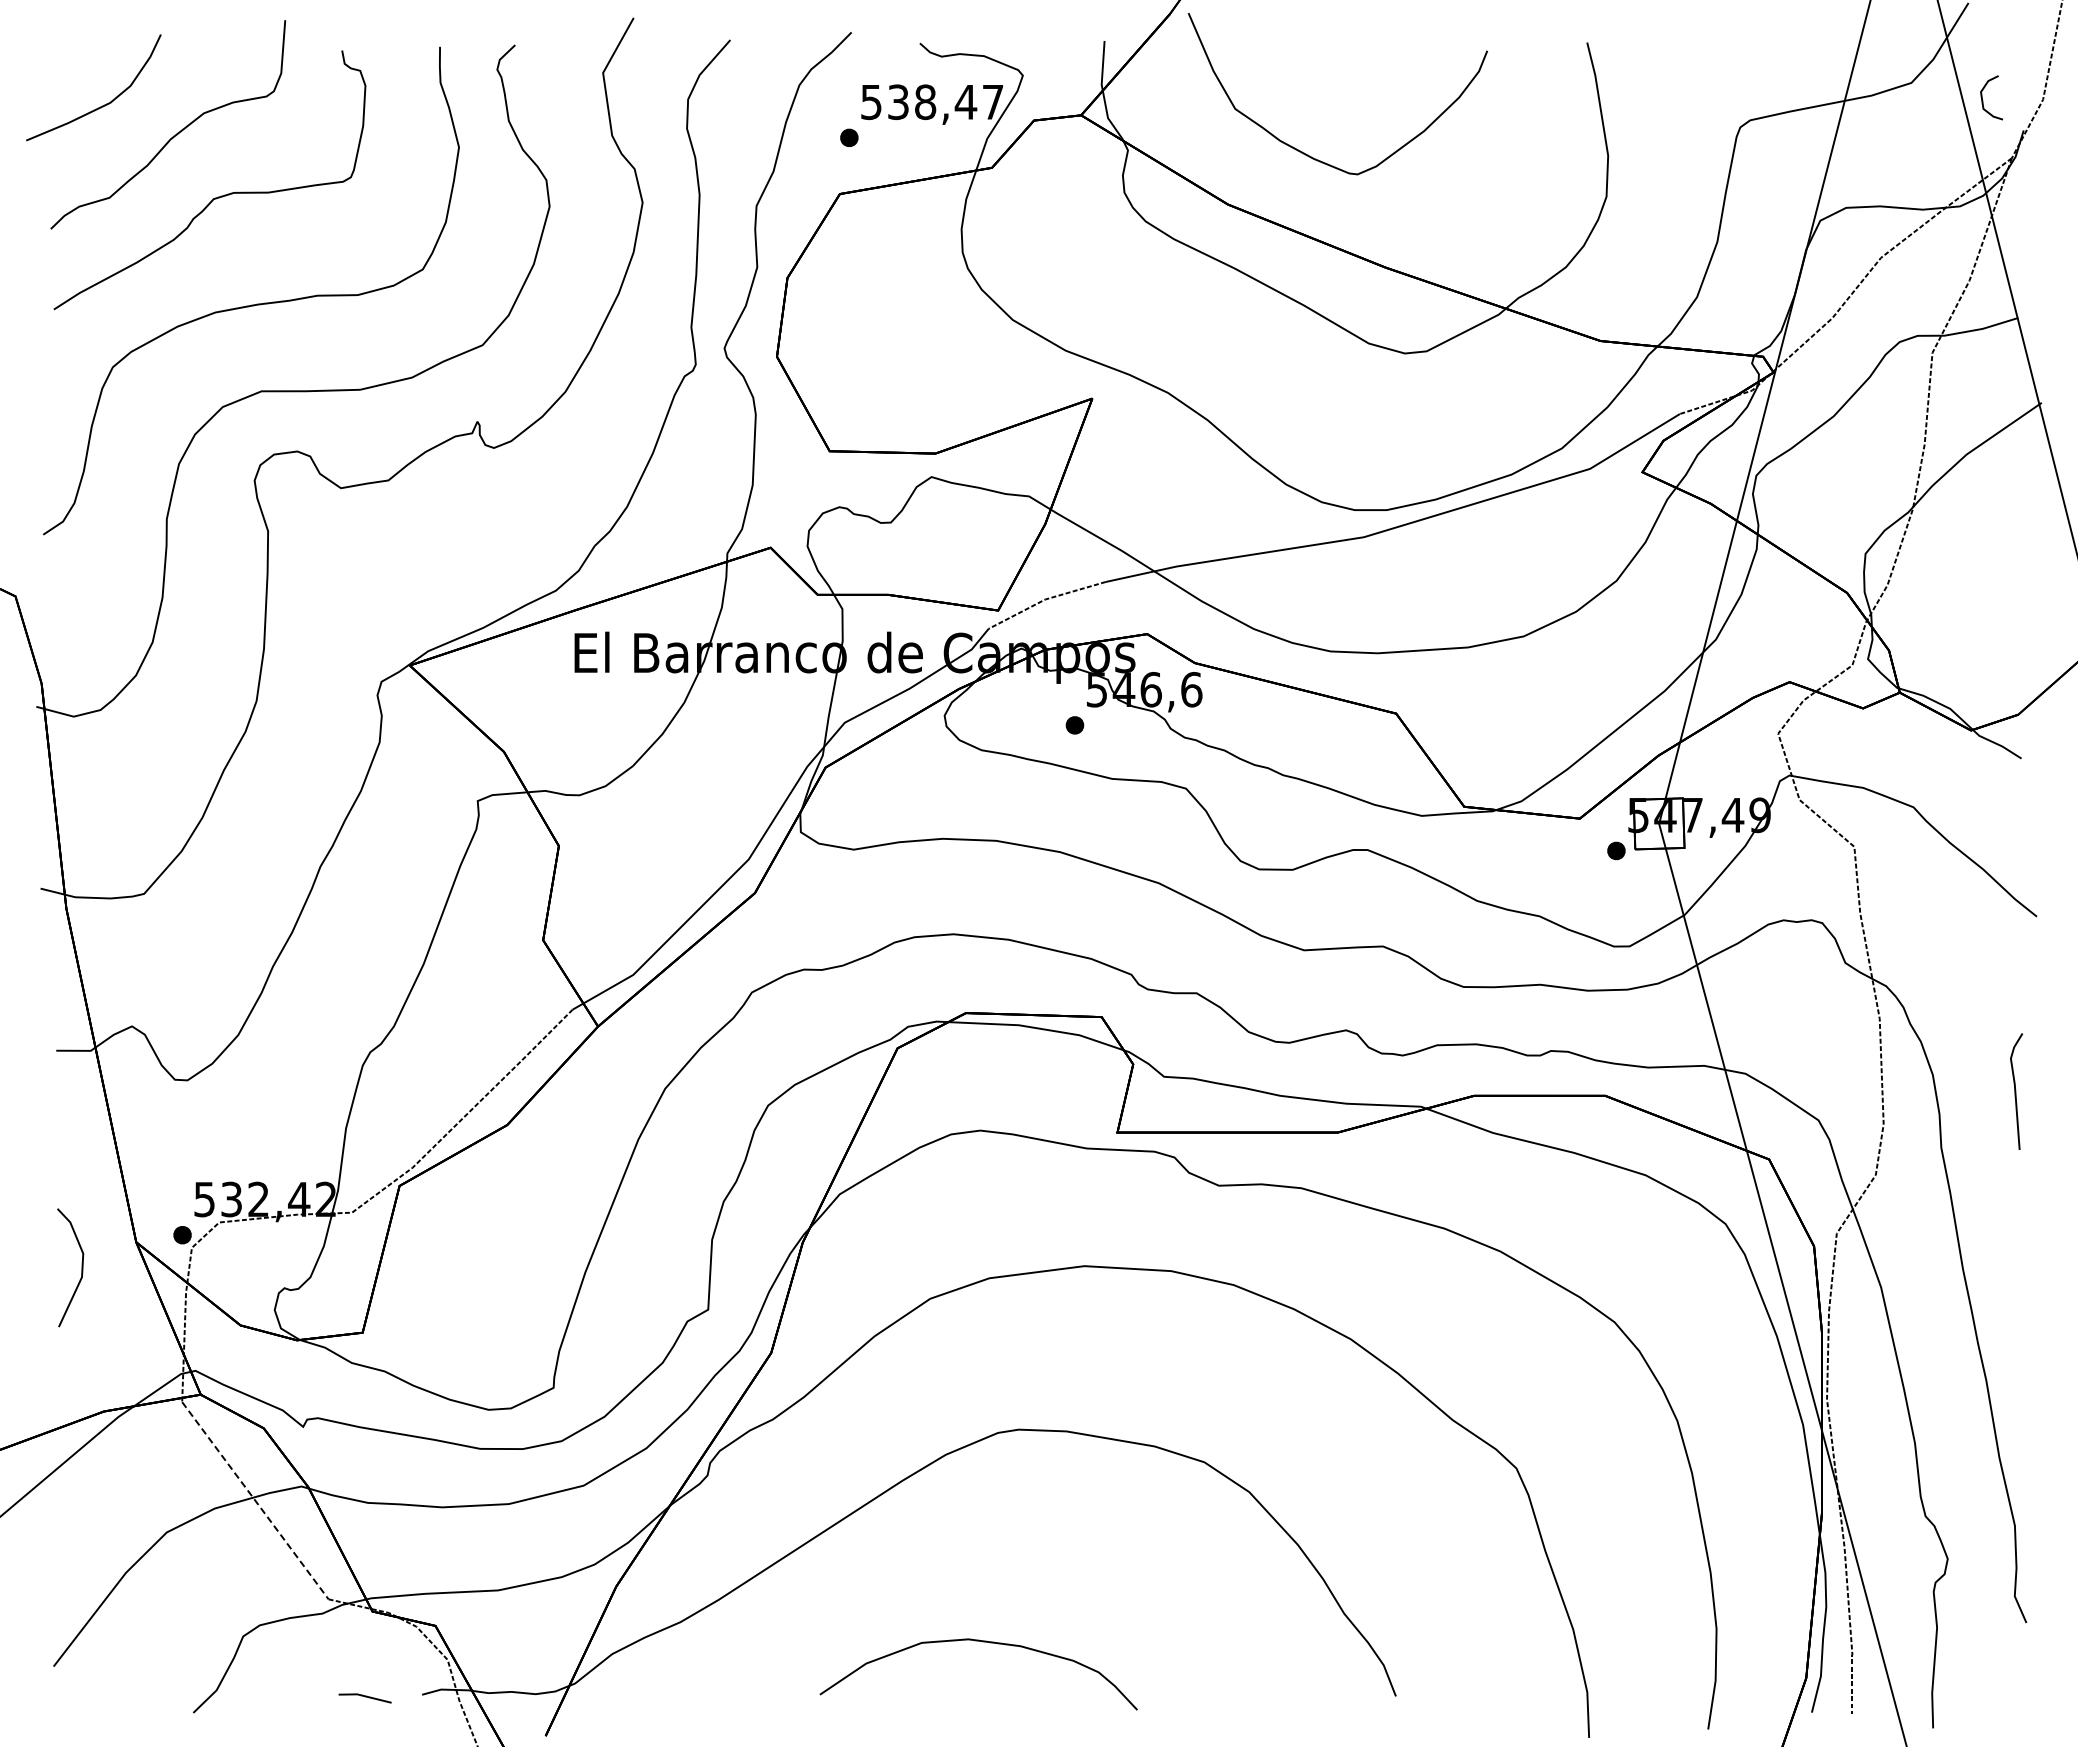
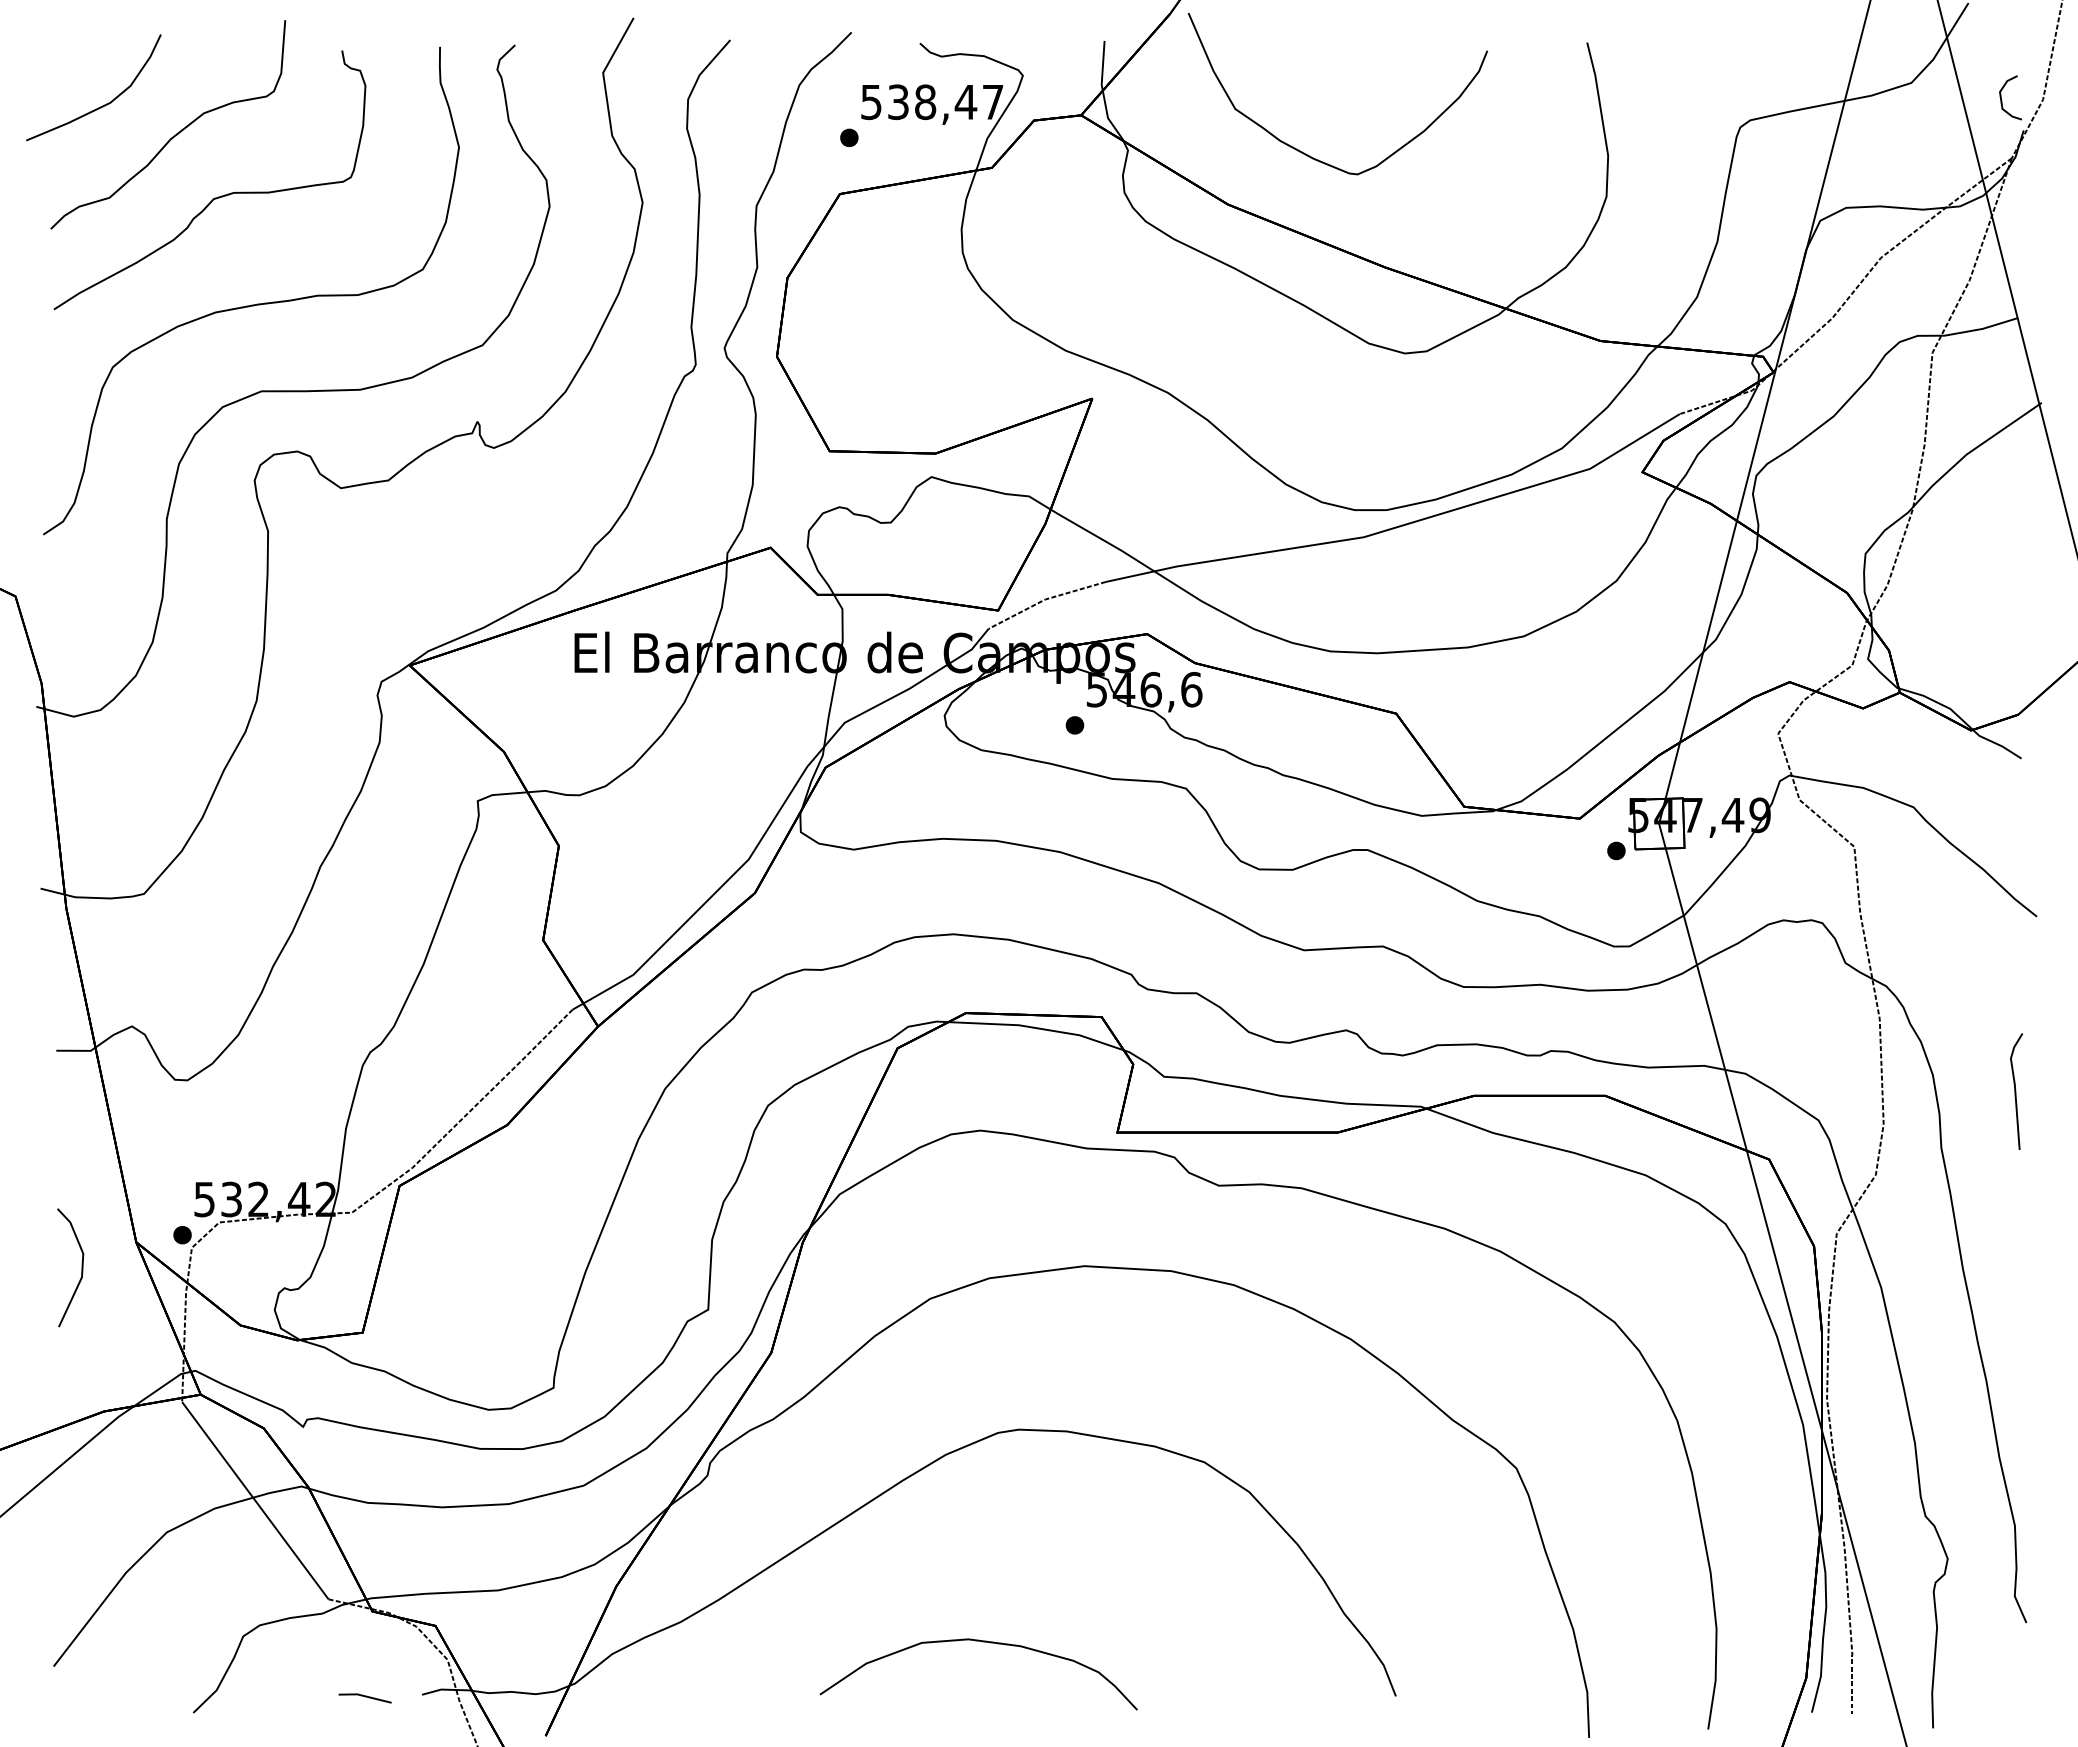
curve position: (1983, 100) -> (2002, 100) (2002, 100)
line: dashed -> solid (255, 1500)
